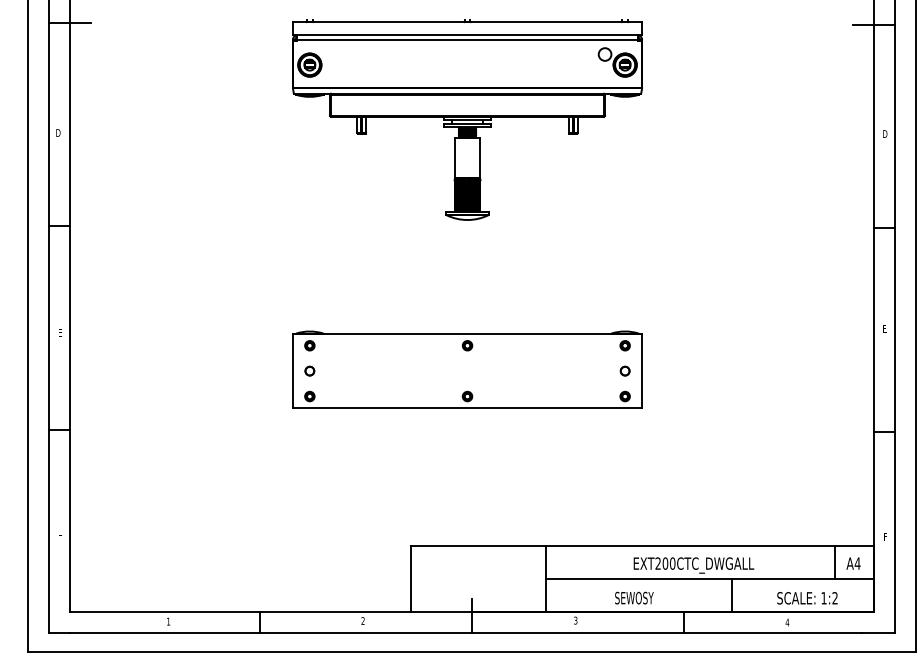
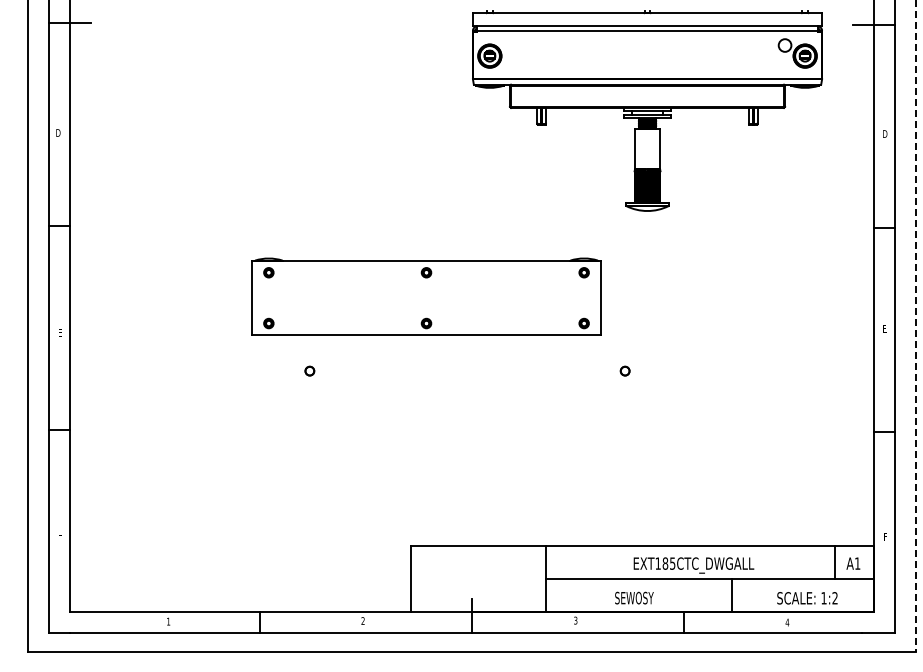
part position: (467, 119) -> (647, 110) (647, 110)
line: solid -> dashed (916, 326)
part position: (467, 369) -> (426, 296) (426, 296)
text: EXT200CTC_DWGALL -> EXT185CTC_DWGALL (665, 563)
text: A4 -> A1 (857, 563)
